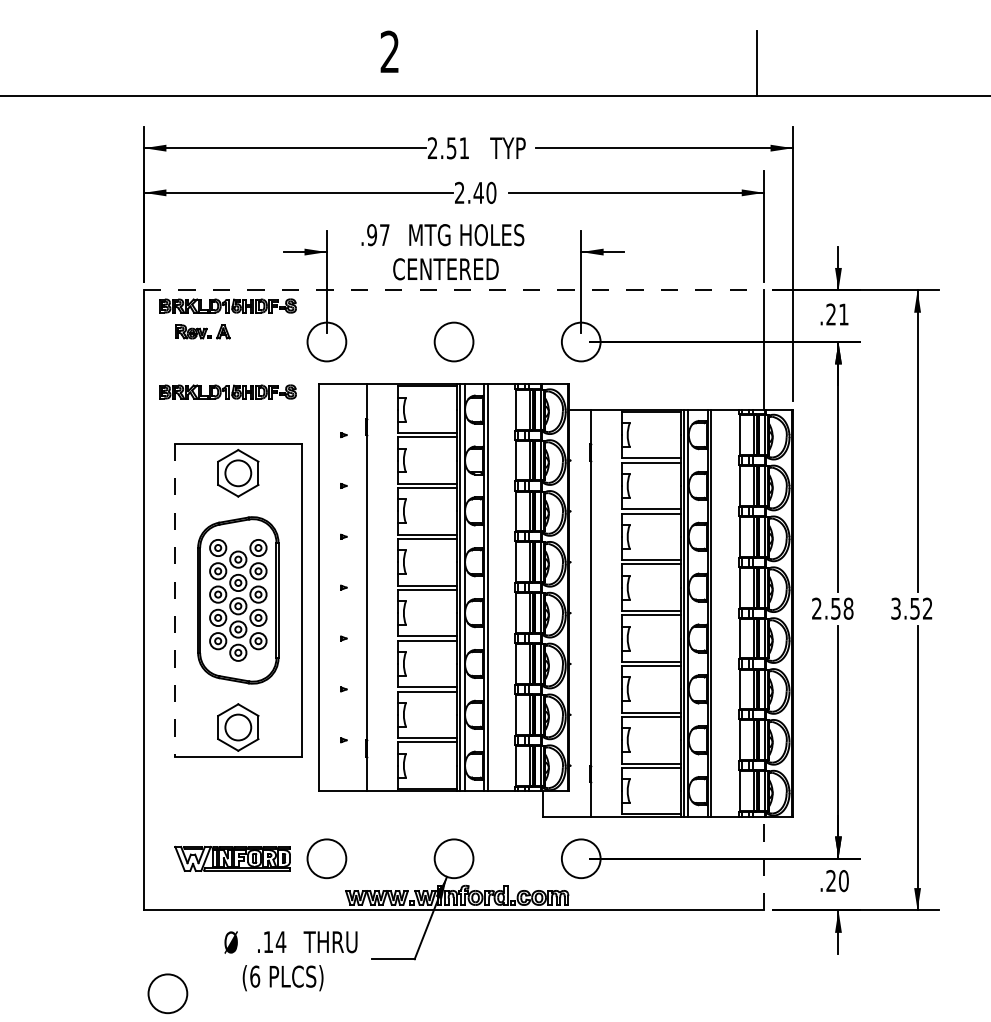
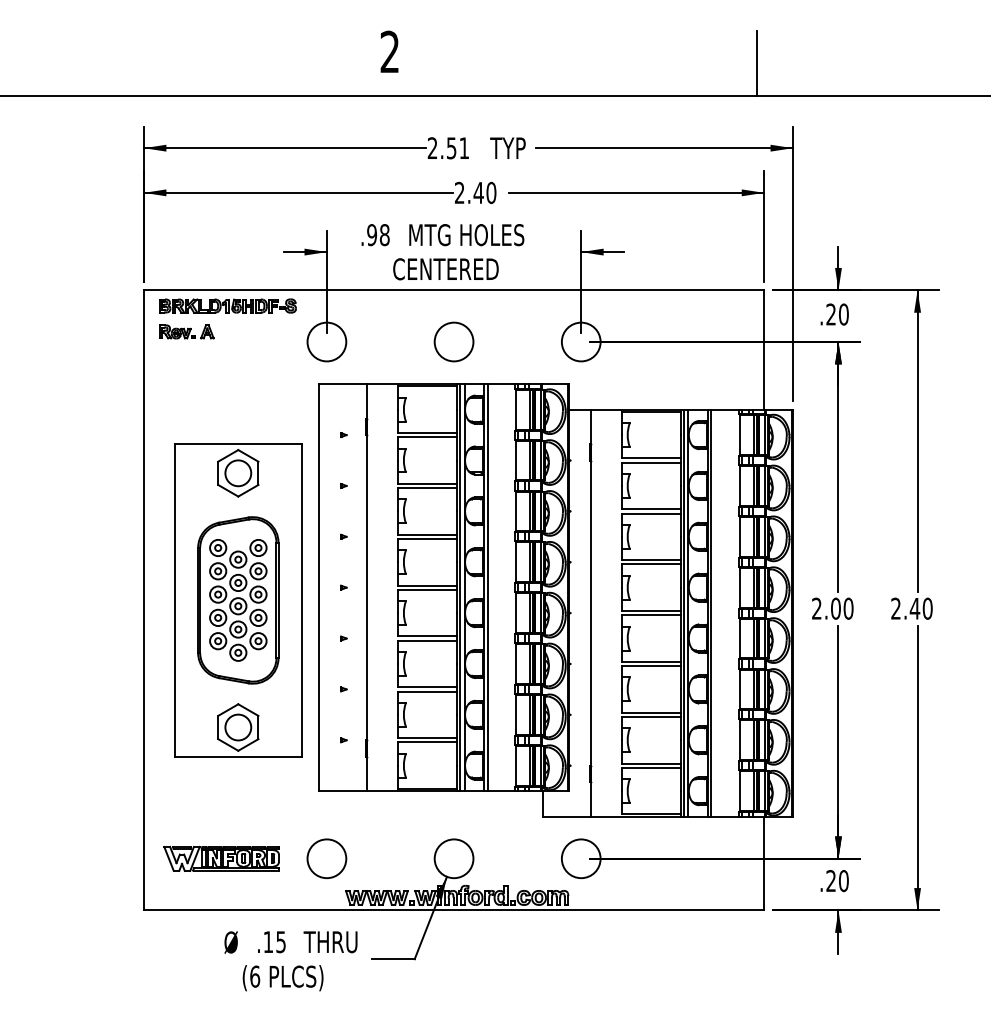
text: .97 -> .98 (384, 235)
line: dashed -> solid (454, 290)
text: .21 -> .20 (843, 314)
part position: (202, 331) -> (186, 331) (186, 331)
part: present -> none (227, 391)
line: dashed -> solid (174, 600)
text: 2.58 -> 2.00 (842, 608)
text: 3.52 -> 2.40 (911, 608)
part position: (232, 858) -> (221, 858) (221, 858)
line: dashed -> solid (764, 863)
text: .14 -> .15 (280, 942)
circle: present -> none (167, 993)
